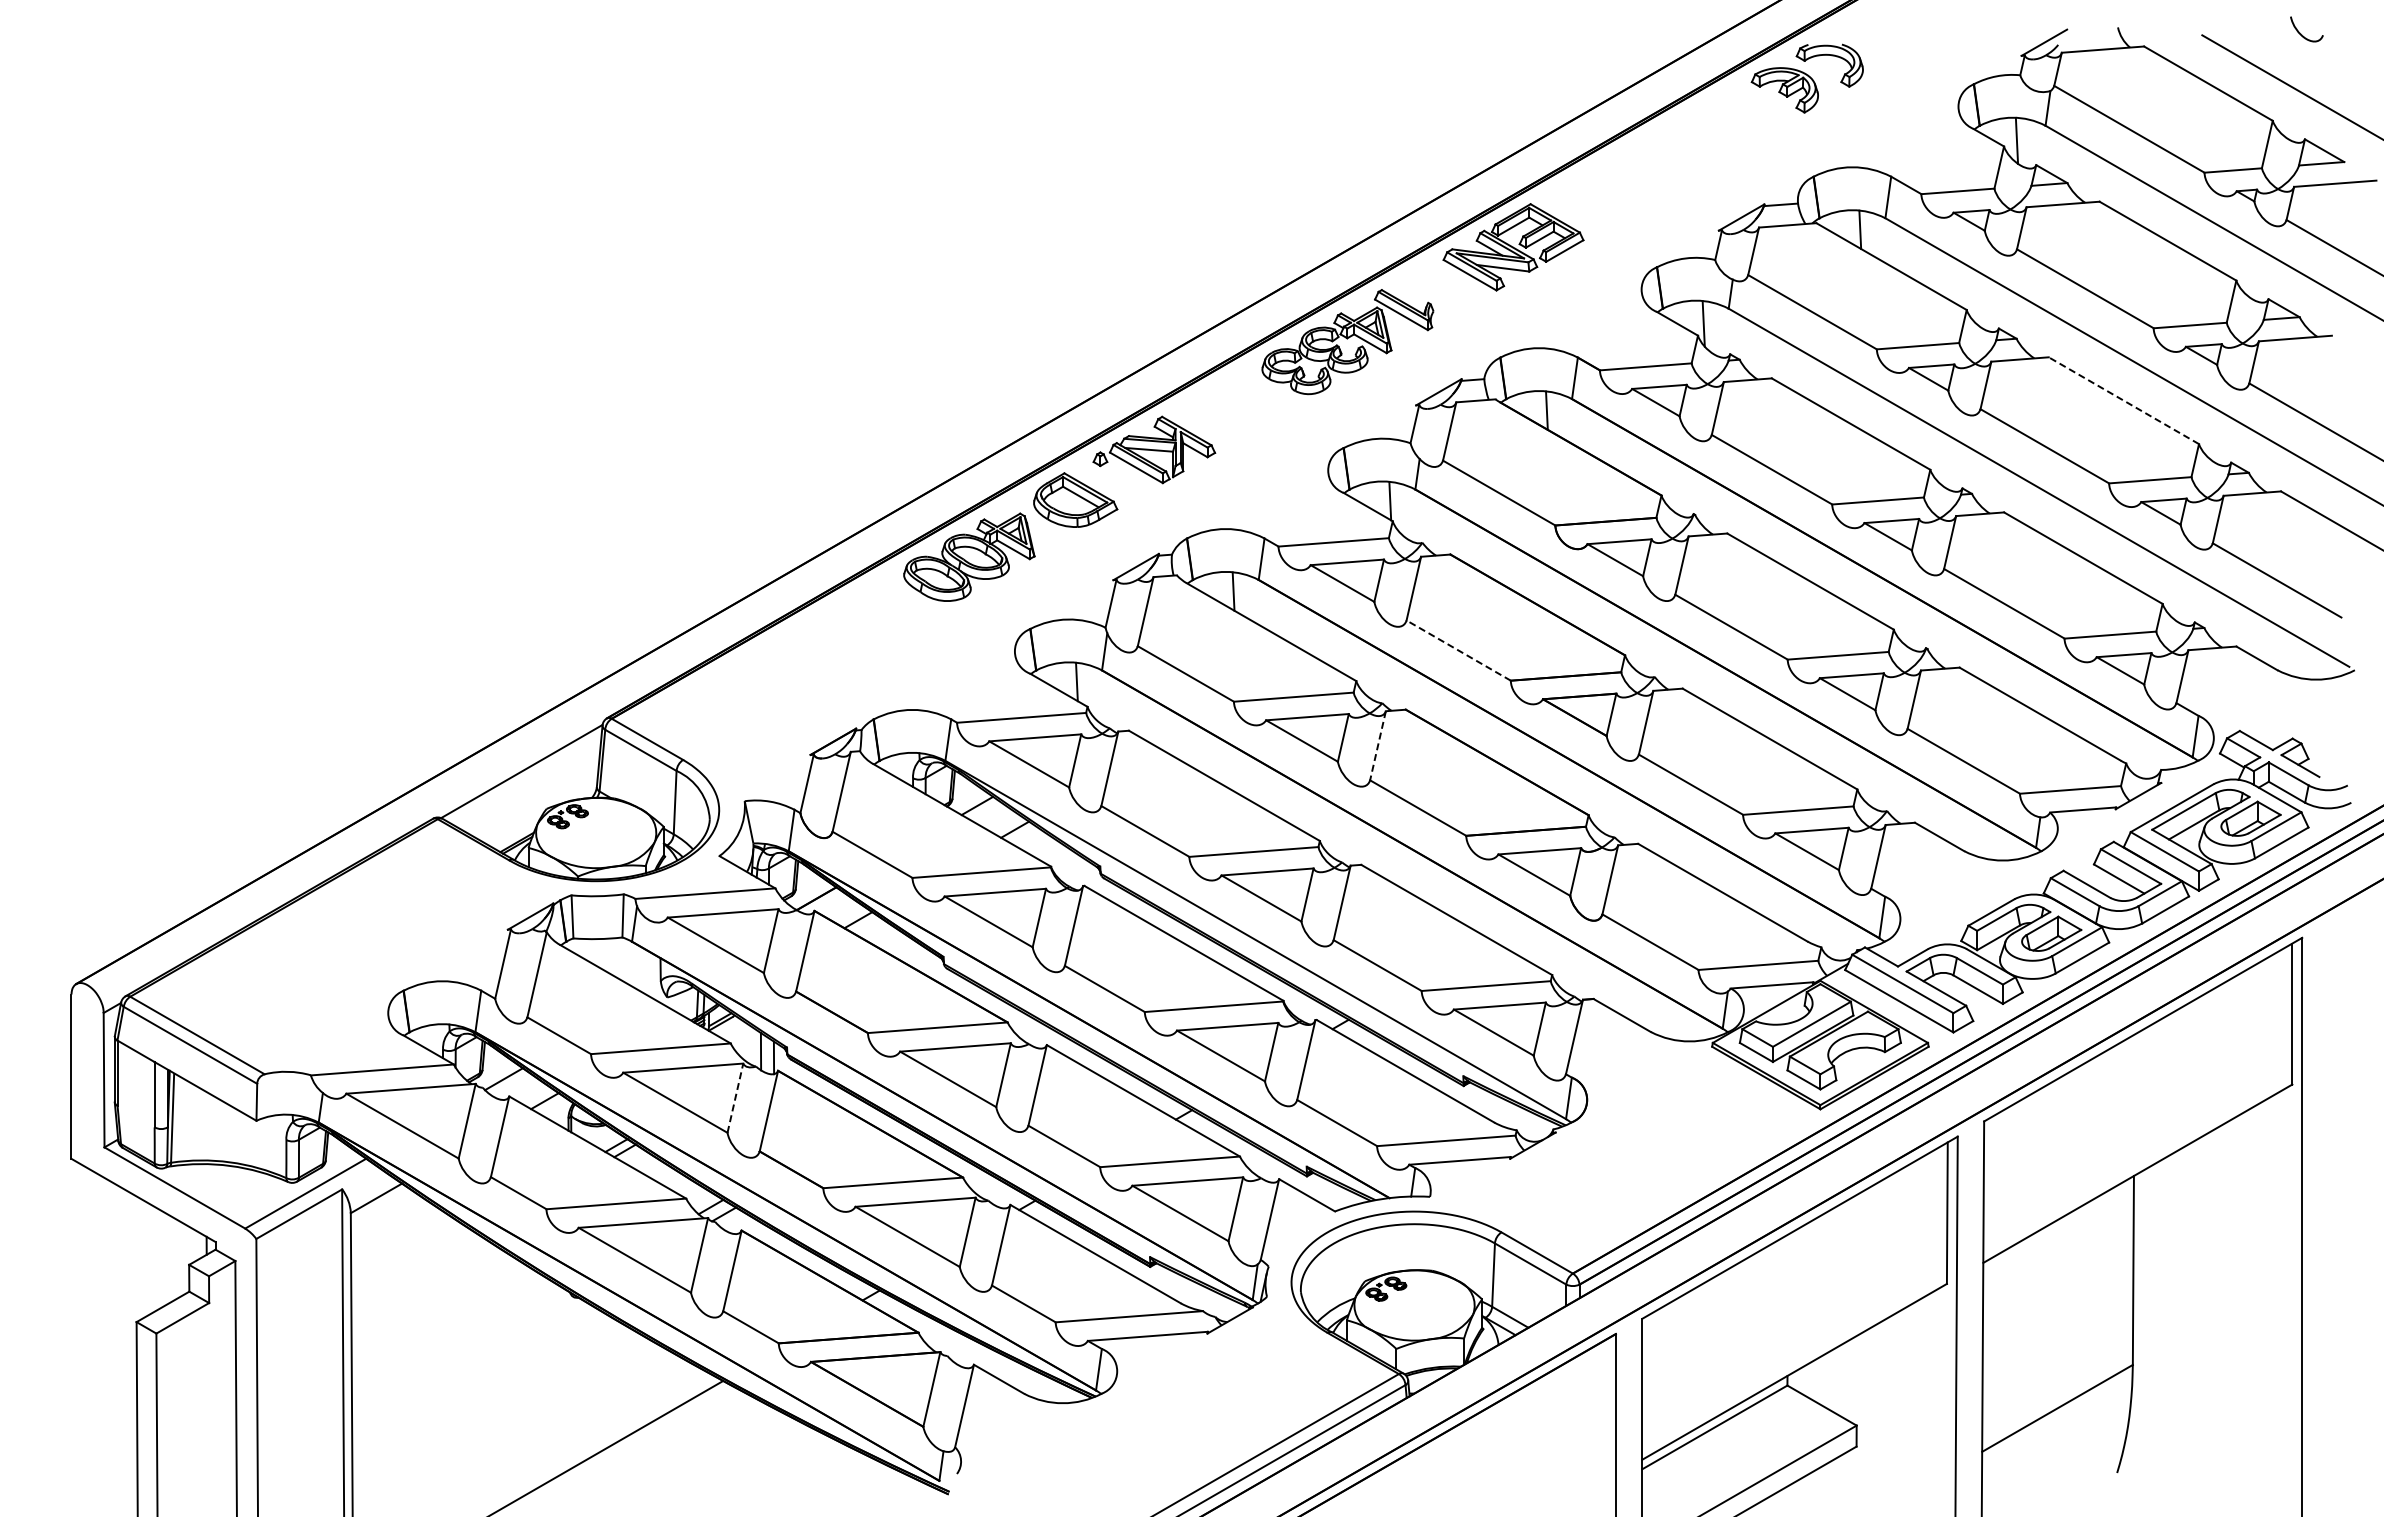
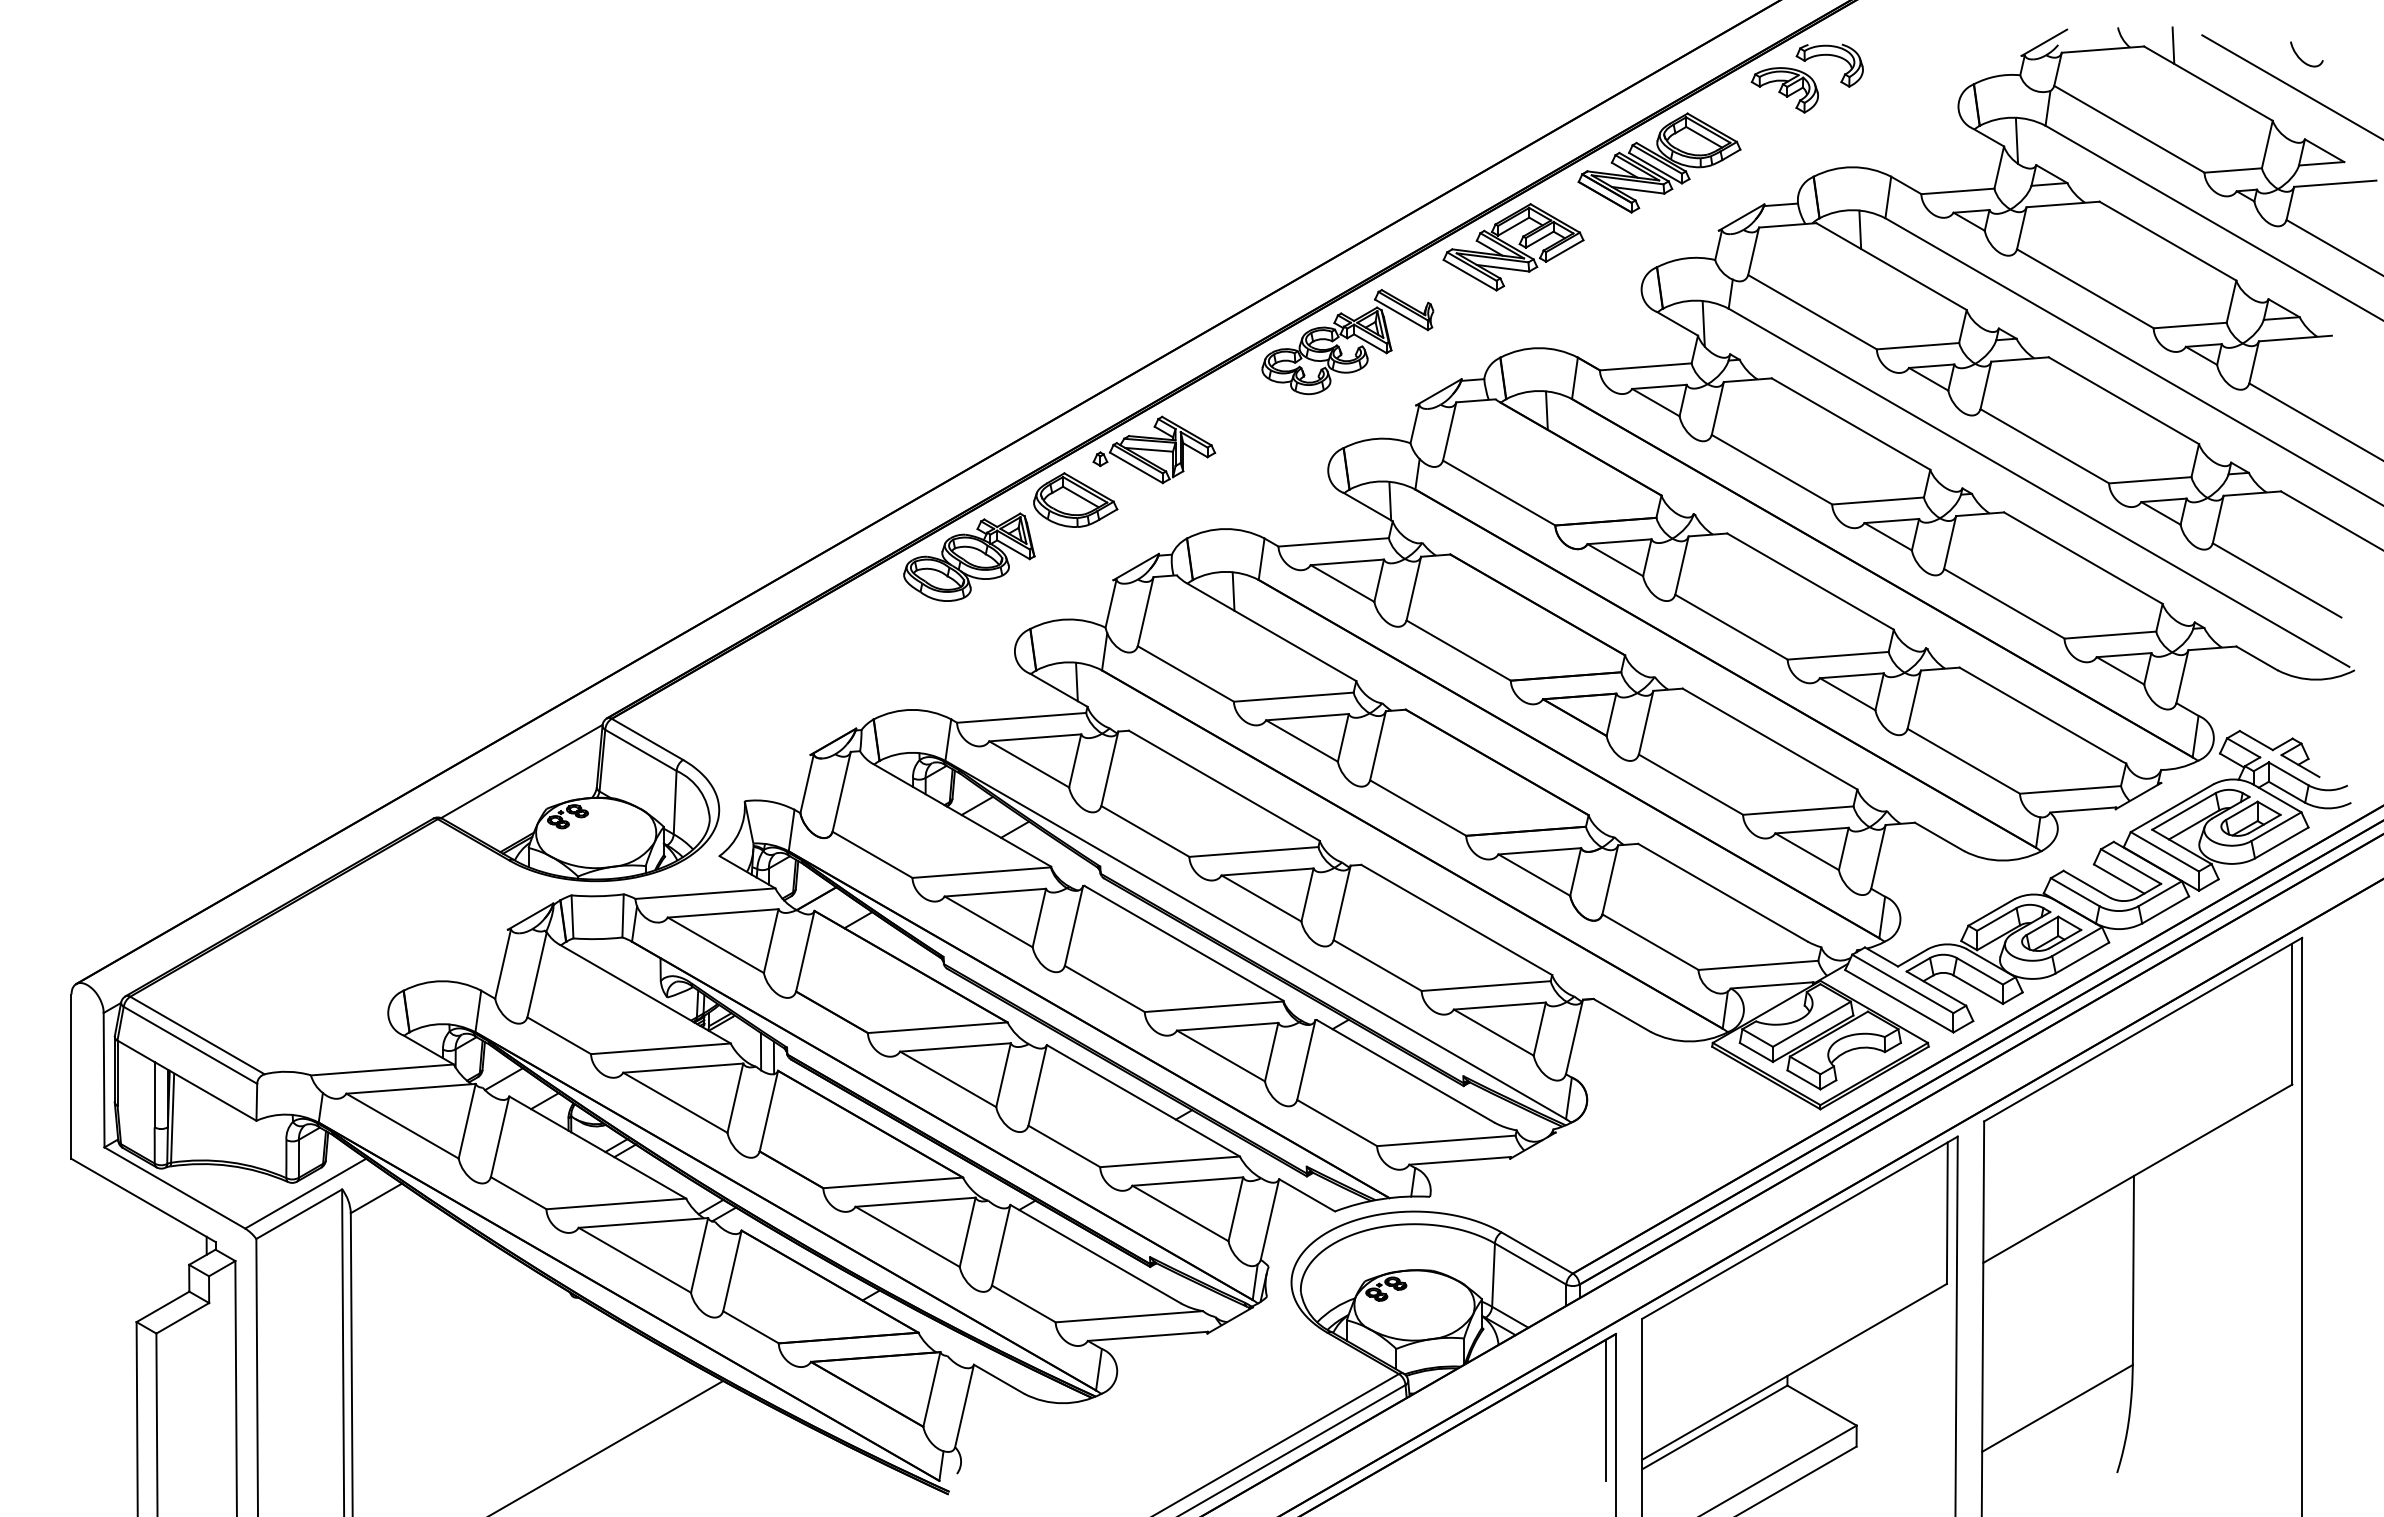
curve position: (2301, 33) -> (2301, 58) (2301, 58)
line: none -> present (2173, 45)
part: none -> present (1659, 162)
line: dashed -> solid (2123, 400)
line: dashed -> solid (1458, 650)
line: dashed -> solid (1377, 746)
line: dashed -> solid (735, 1098)
line: none -> present (1605, 1409)
